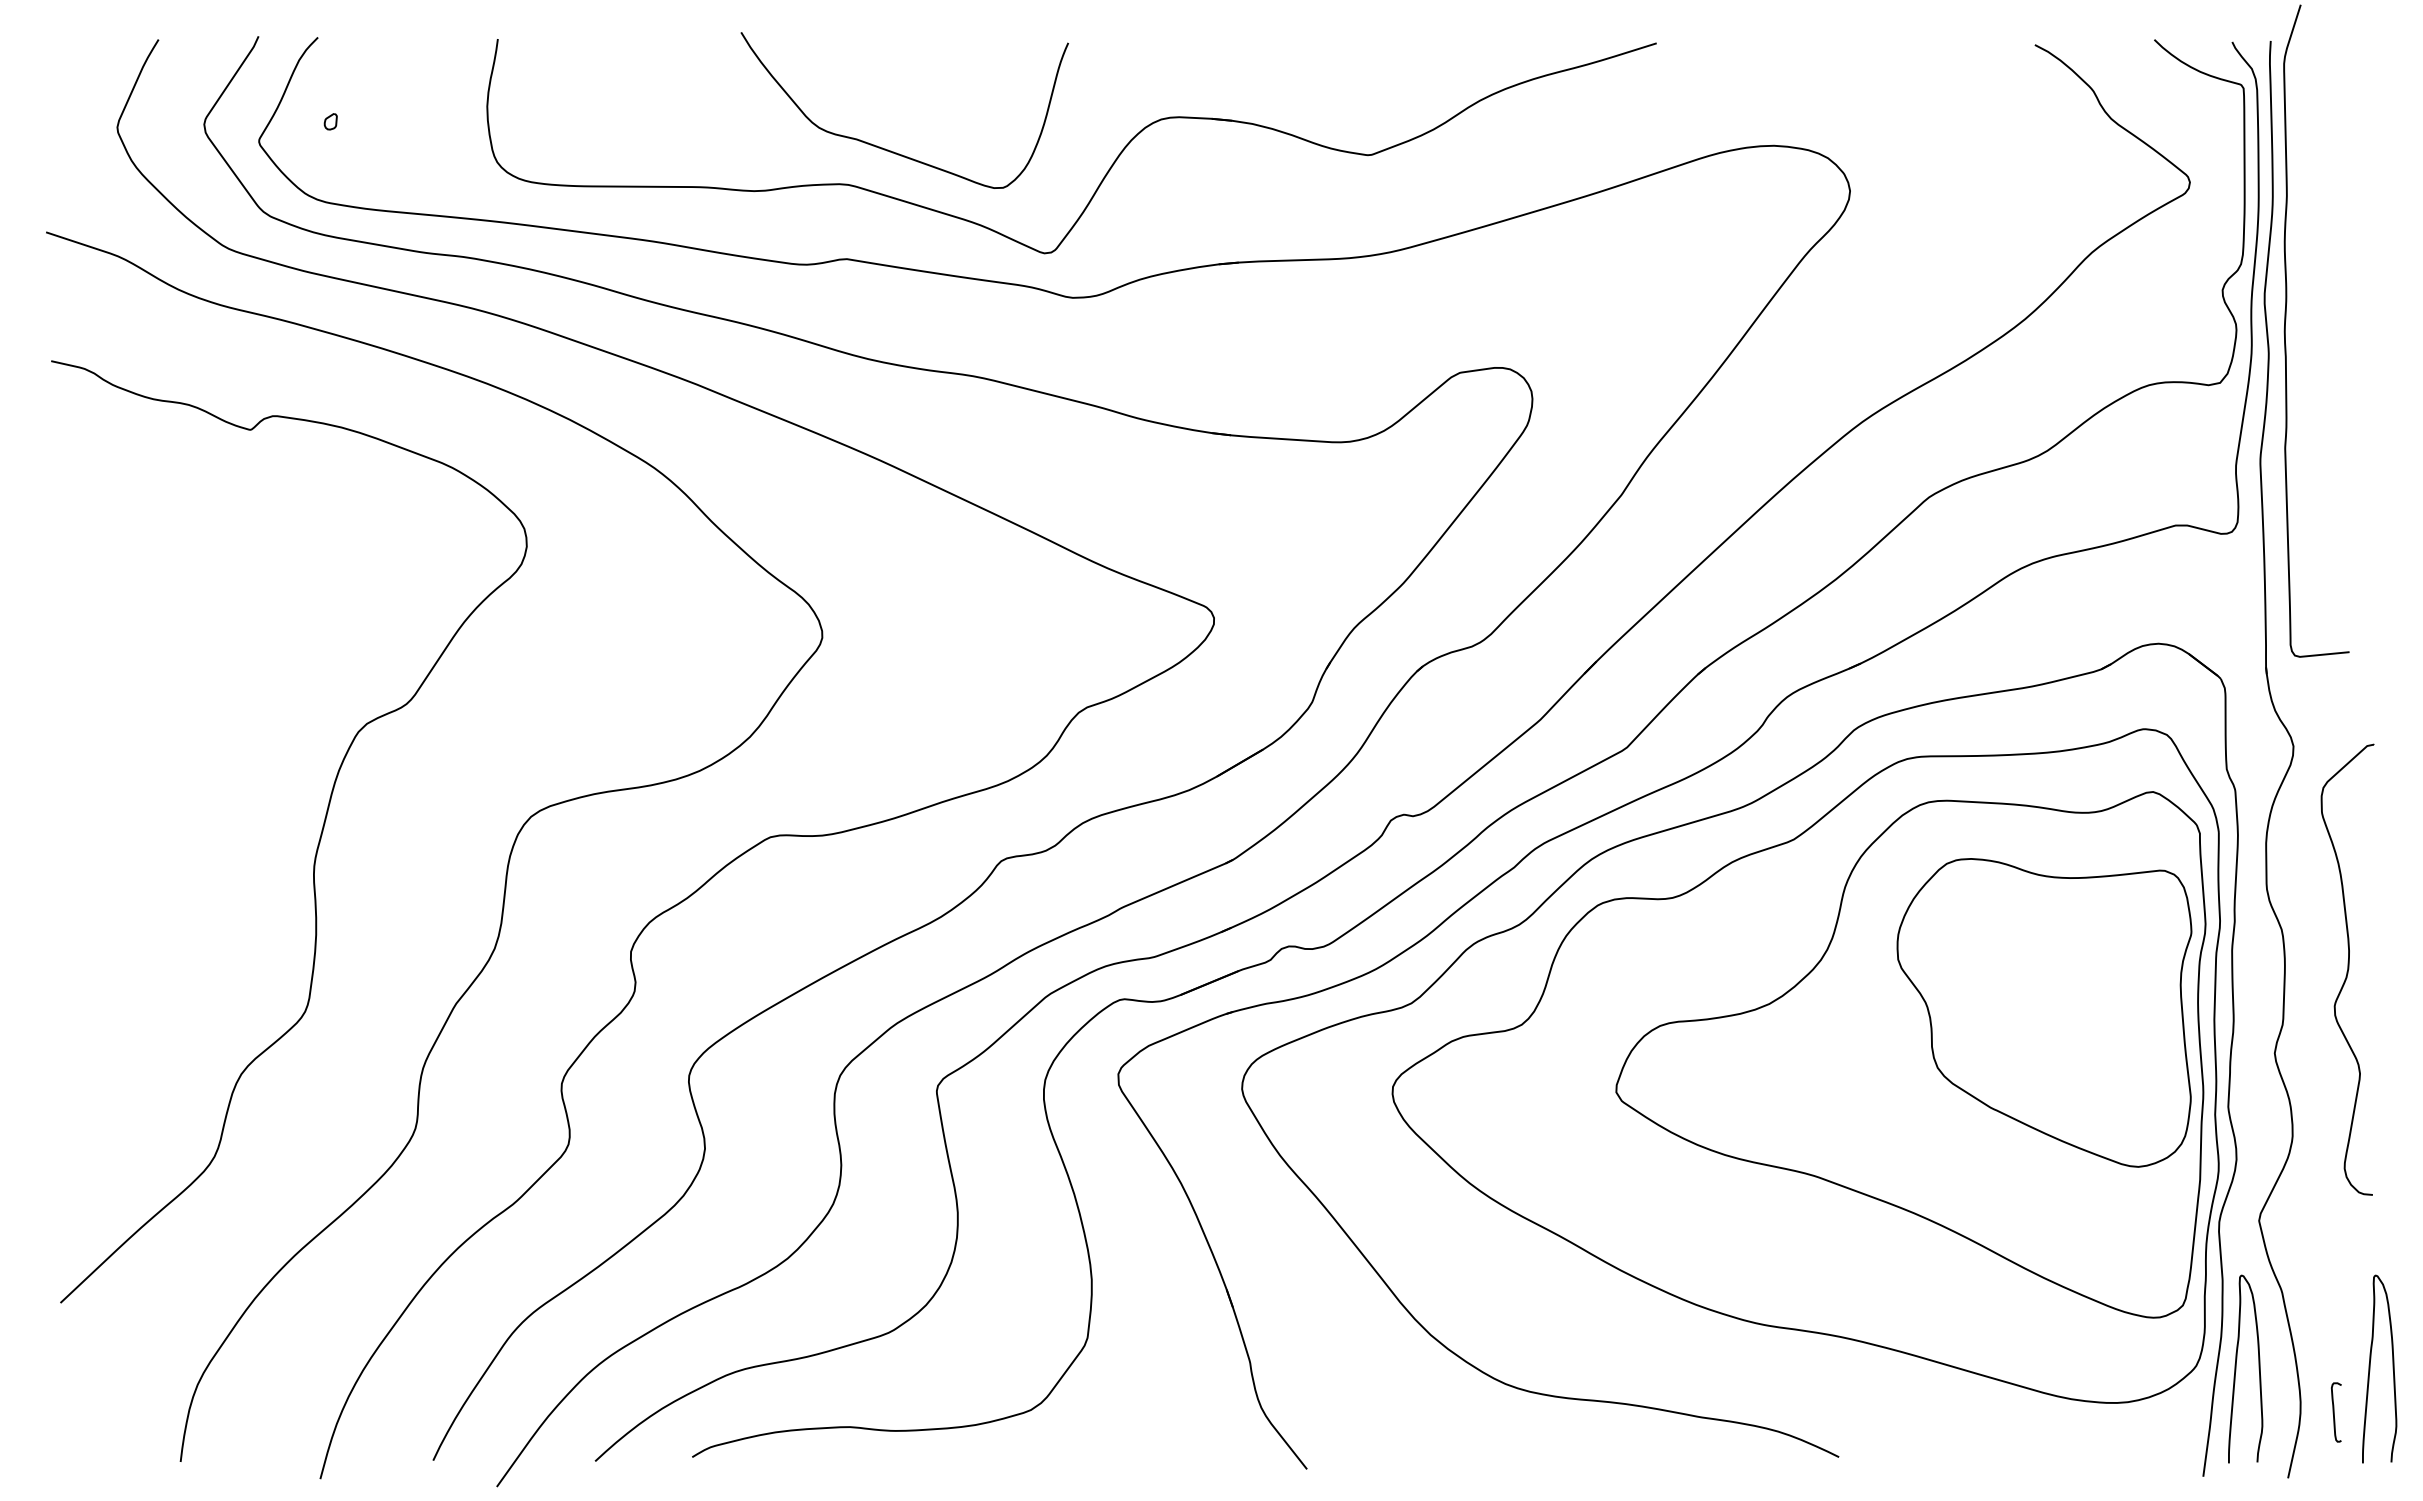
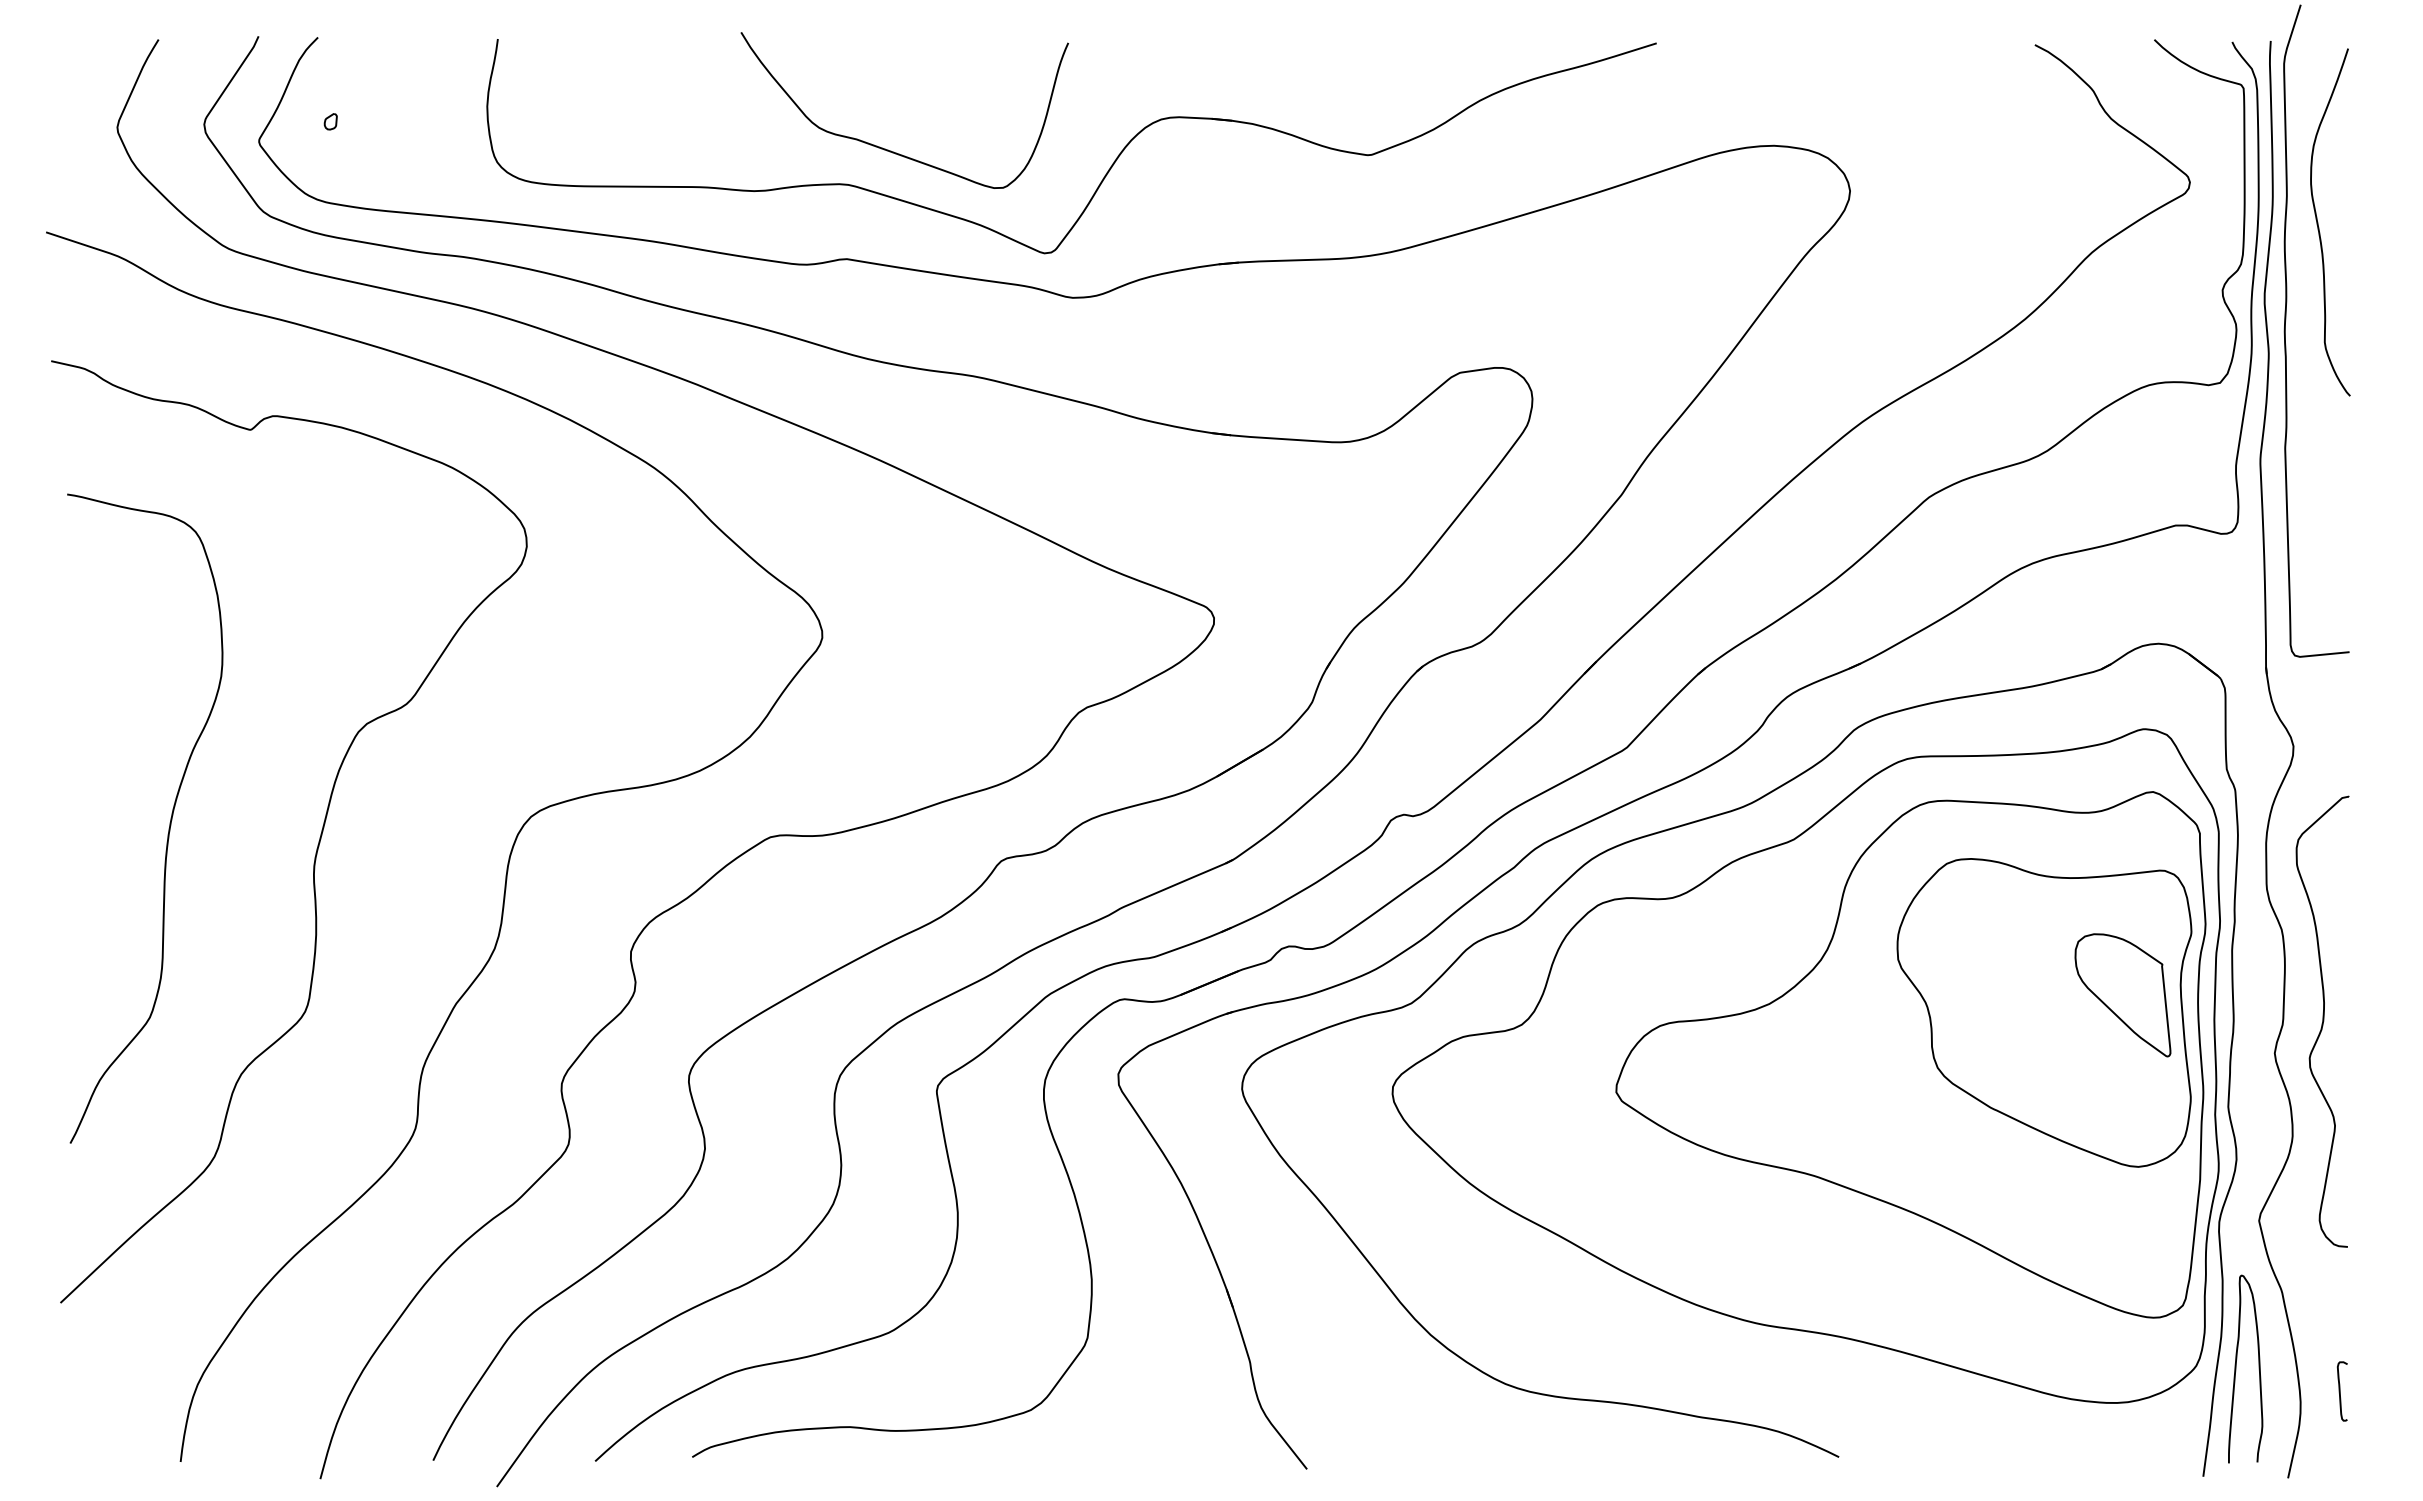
curve: none -> present (2318, 222)
curve: none -> present (169, 822)
curve position: (2347, 969) -> (2322, 1021) (2322, 1021)
part: none -> present (2122, 995)
curve: present -> none (2370, 1368)
curve position: (2334, 1412) -> (2340, 1391) (2340, 1391)
